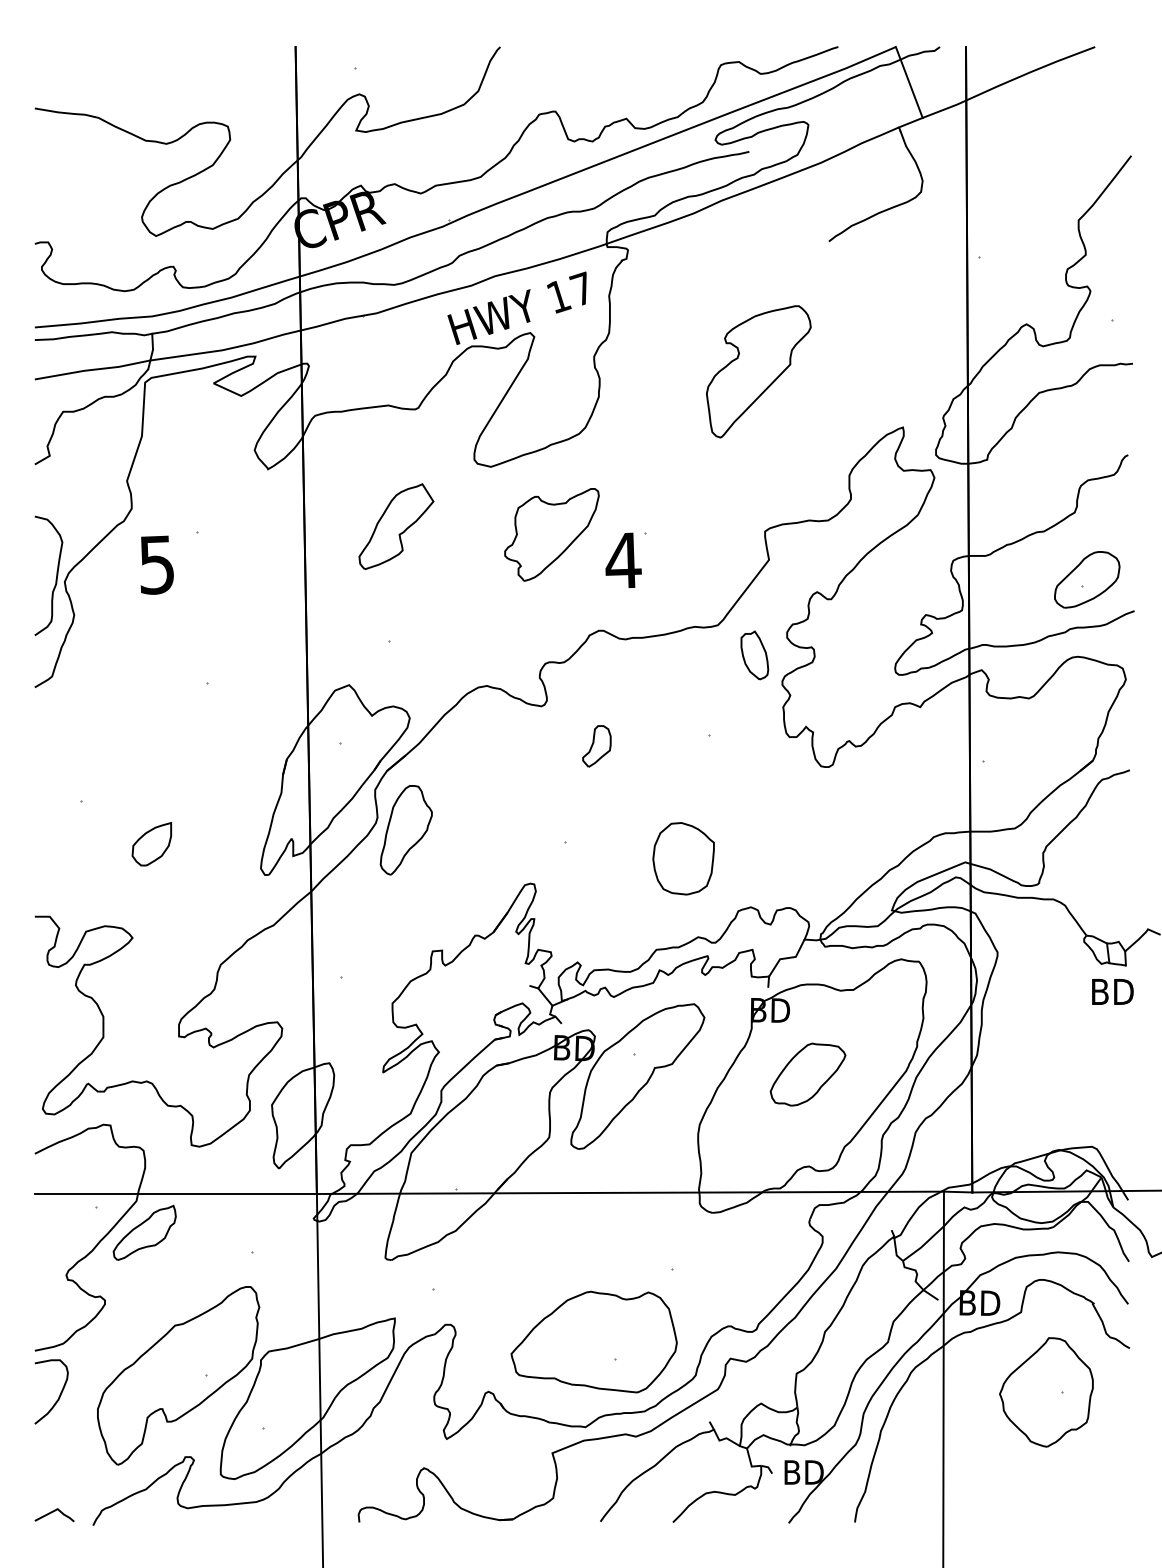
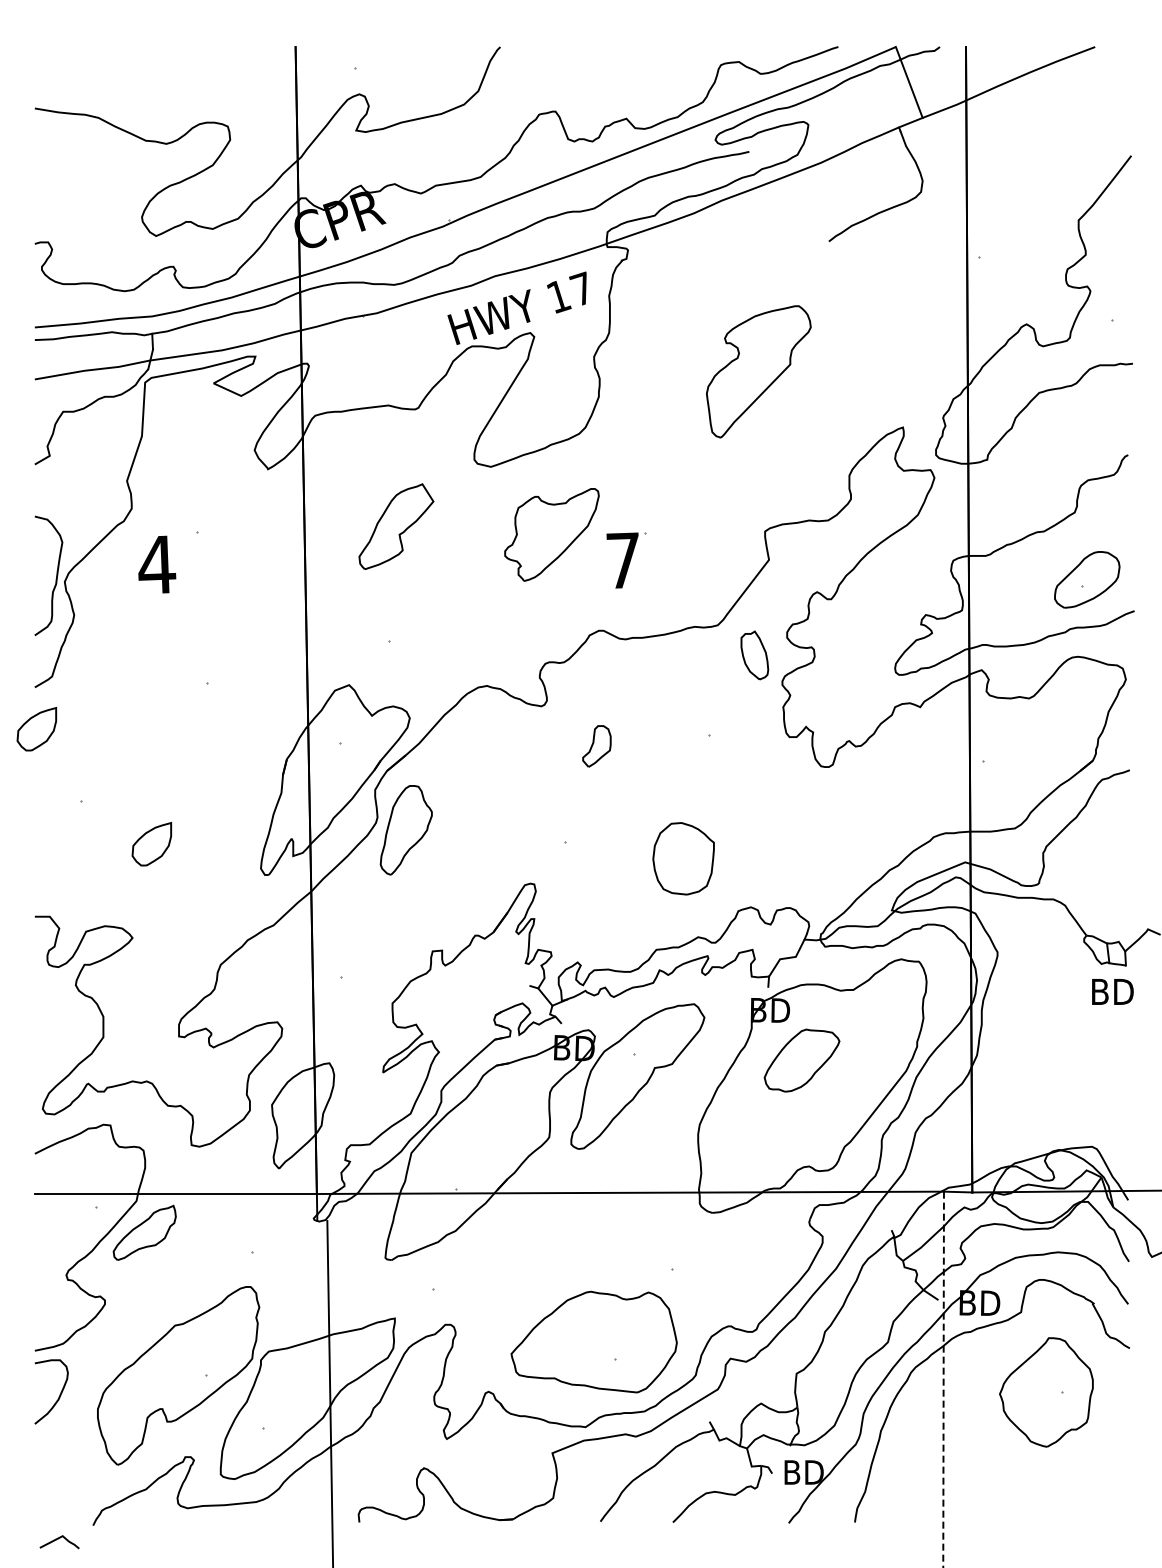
text: 4 -> 7 (623, 560)
text: 5 -> 4 (157, 564)
part: none -> present (36, 729)
part position: (807, 1074) -> (801, 1060) (801, 1060)
line: solid -> dashed (943, 1379)
line position: (320, 1392) -> (330, 1392) (330, 1392)
line position: (53, 1512) -> (58, 1539) (58, 1539)
